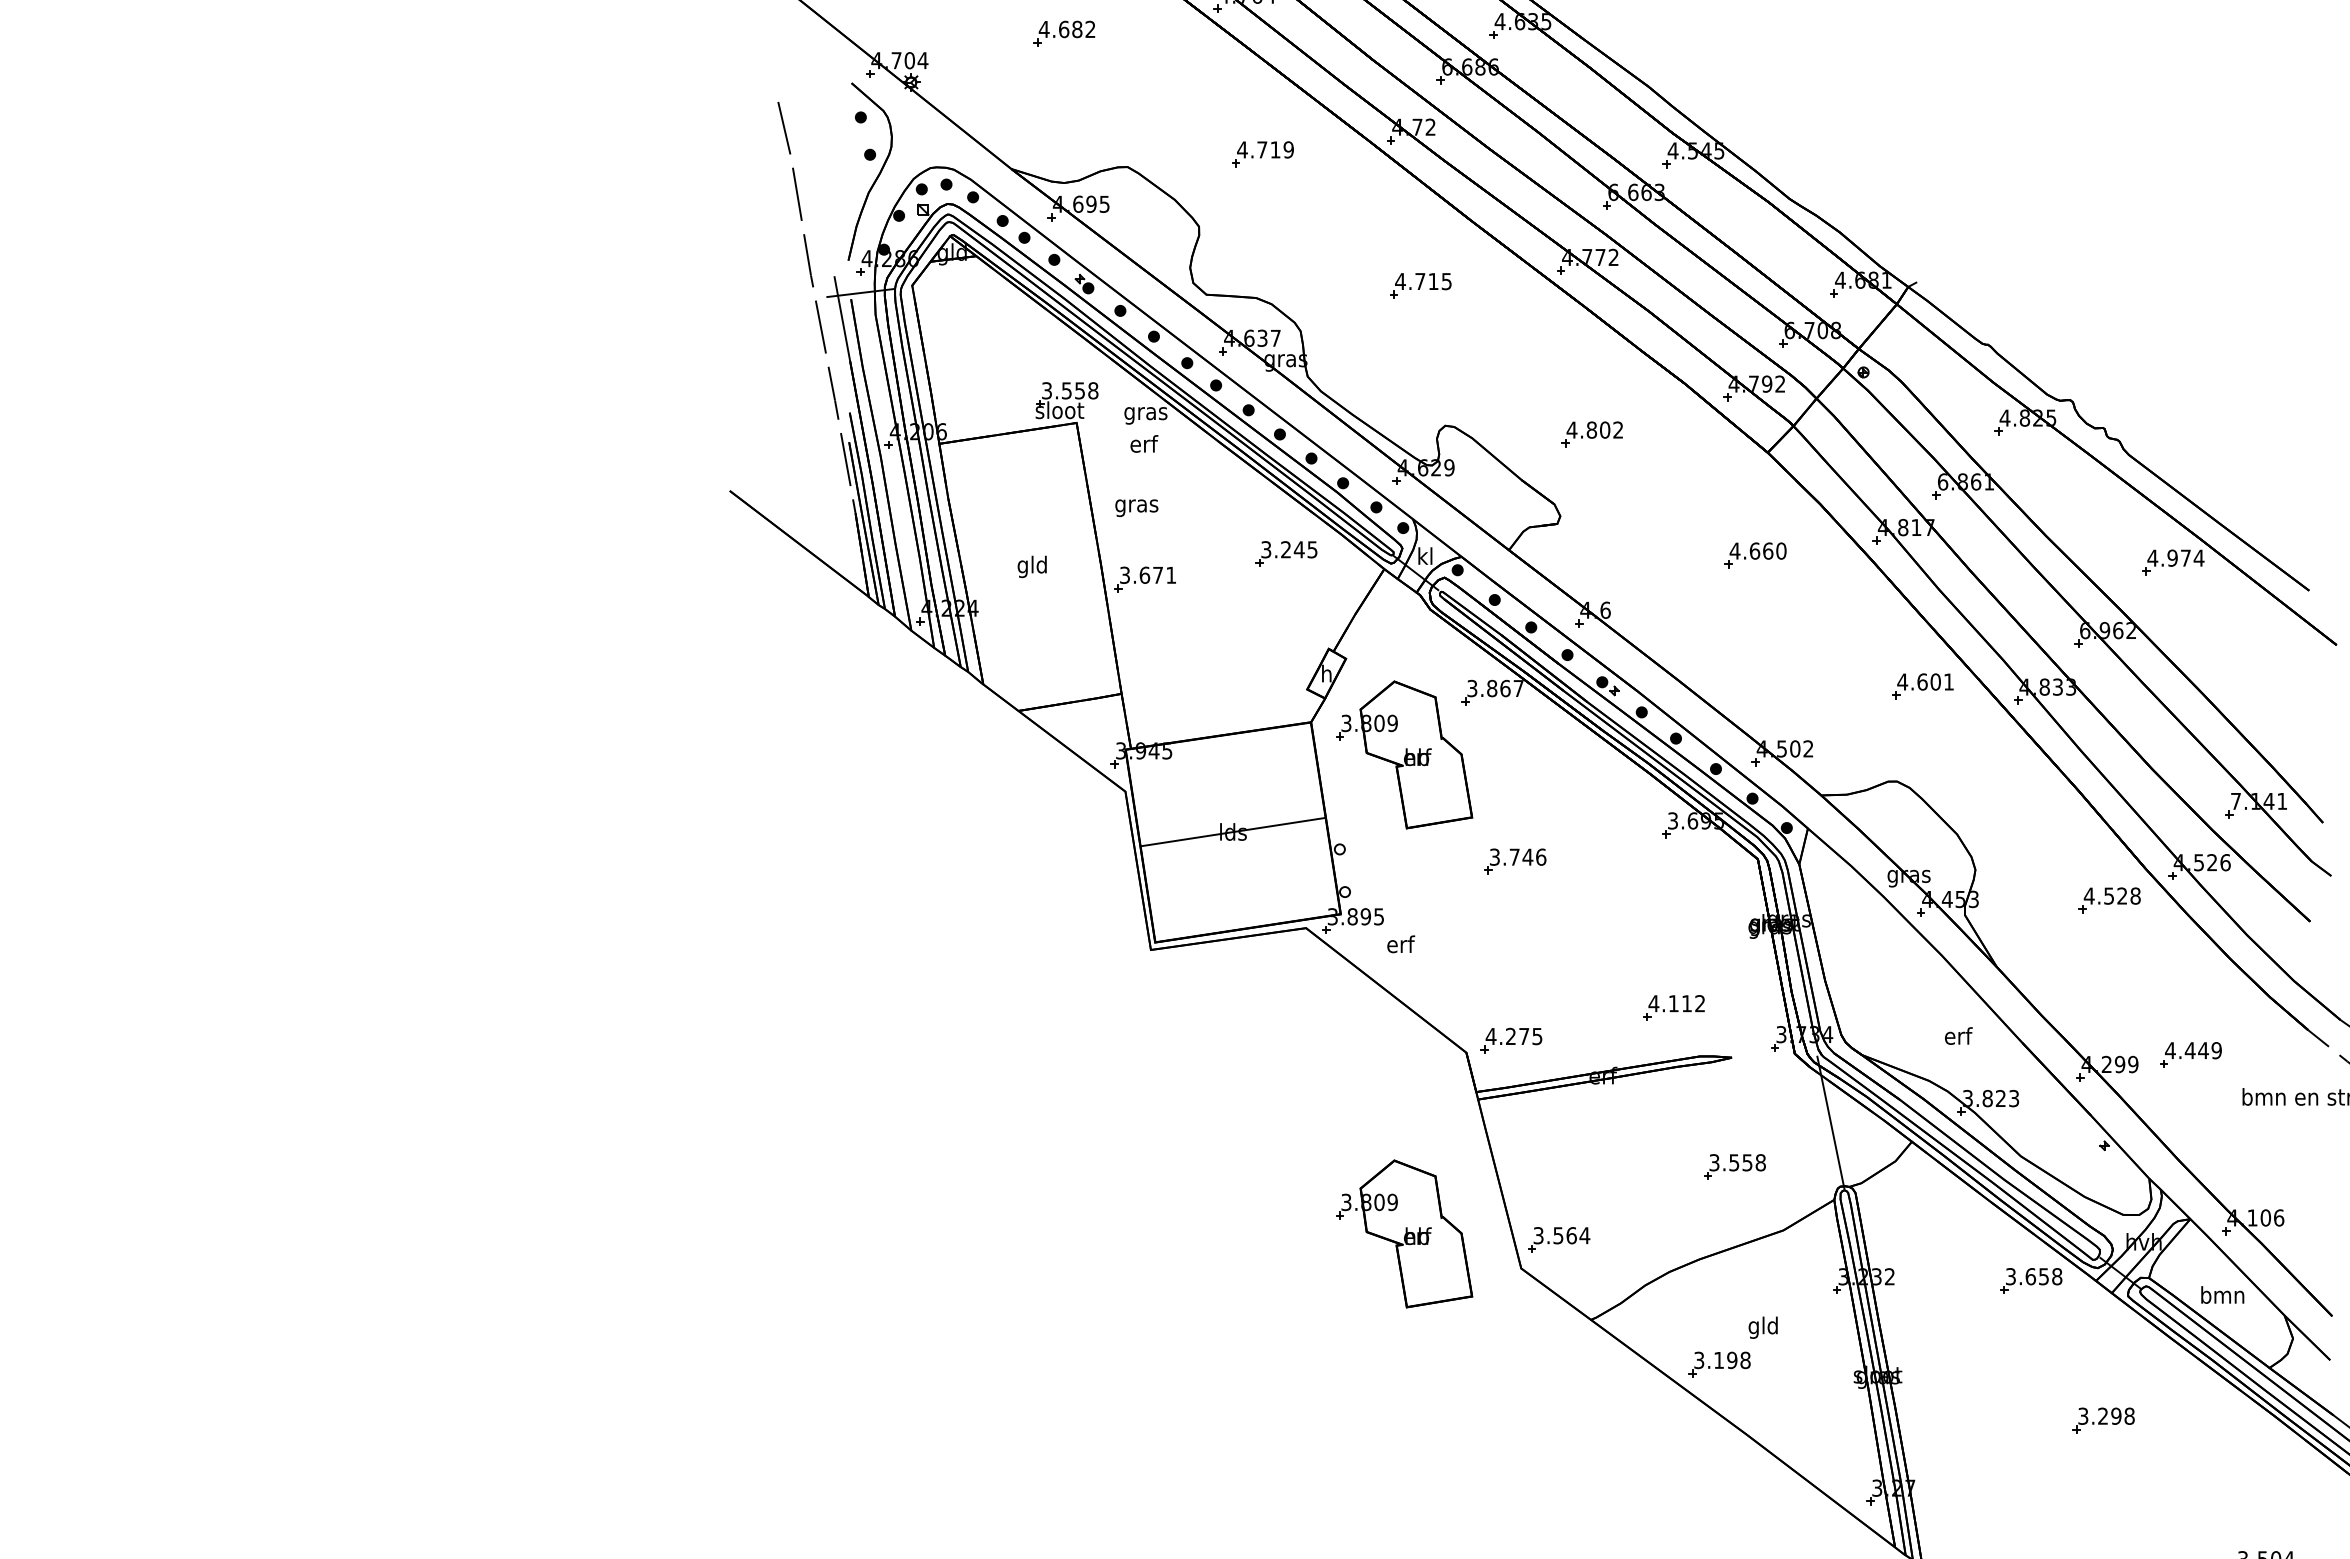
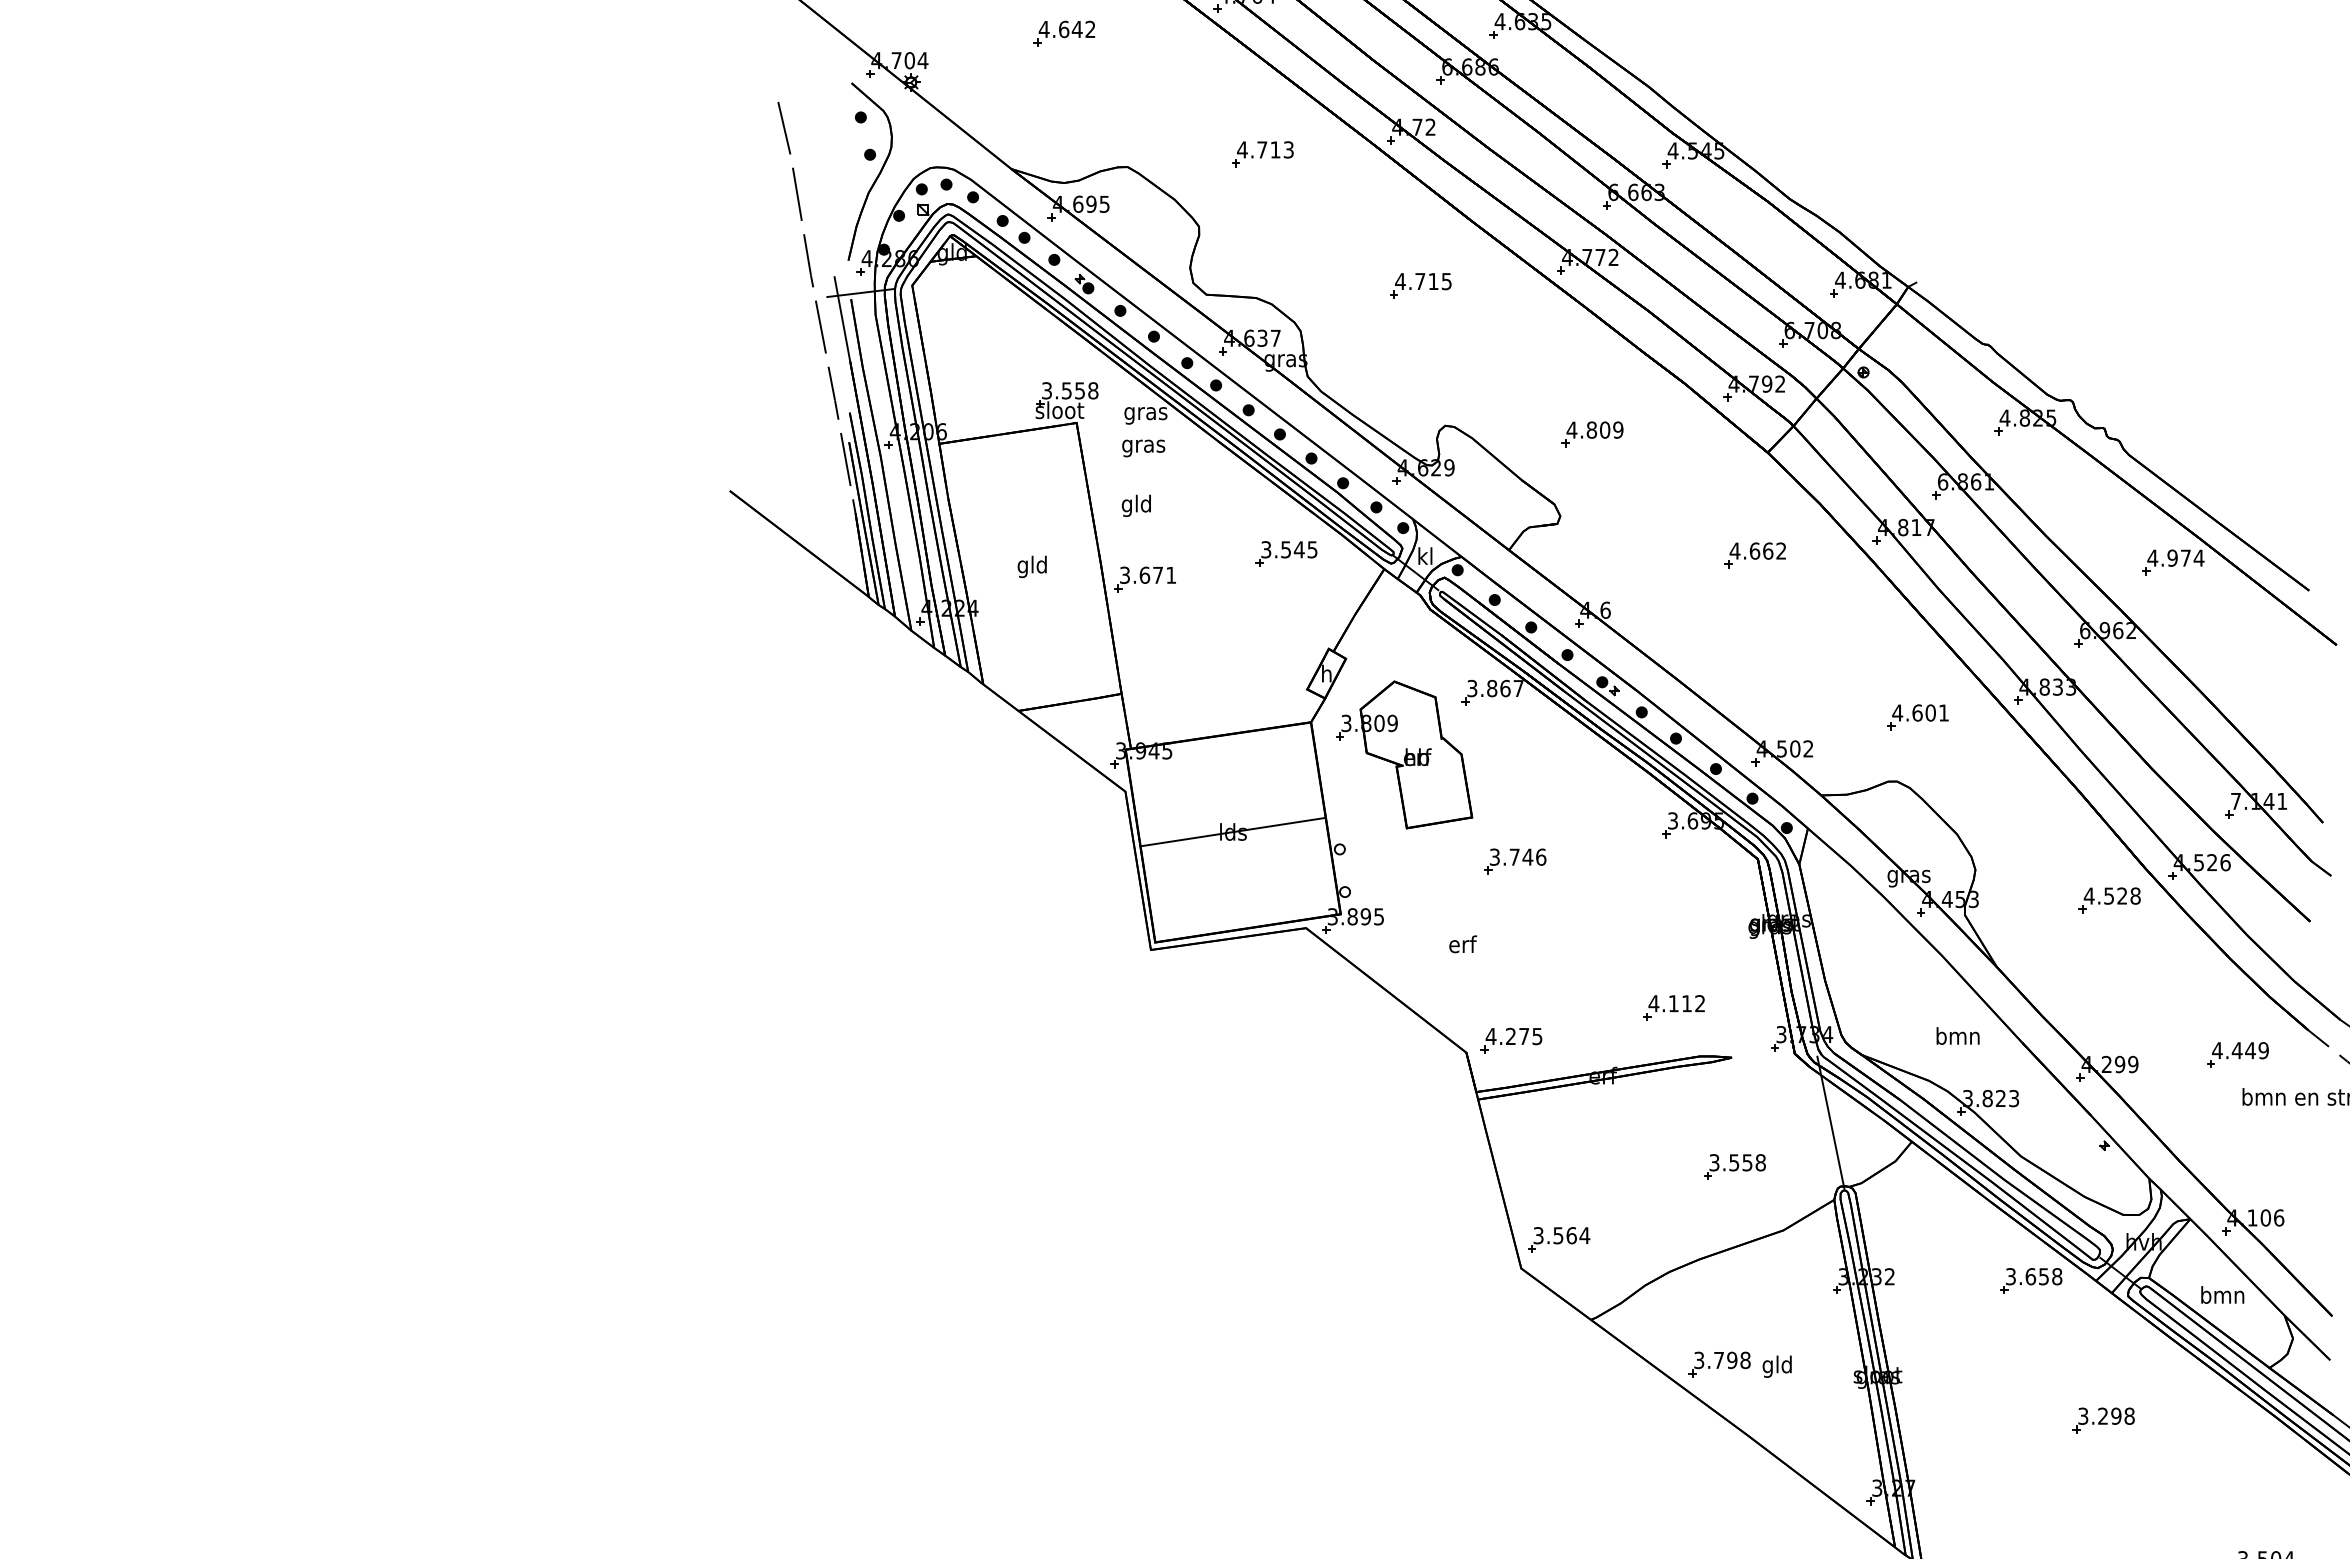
text: 4.682 -> 4.642 (1076, 29)
text: 4.719 -> 4.713 (1288, 149)
text: 4.802 -> 4.809 (1618, 429)
text: erf -> gras (1143, 446)
text: gras -> gld (1136, 505)
text: 3.245 -> 3.545 (1285, 549)
text: 4.660 -> 4.662 (1781, 550)
part position: (1922, 686) -> (1917, 717) (1917, 717)
text position: (1401, 944) -> (1463, 944) (1463, 944)
text: erf -> bmn (1957, 1035)
part position: (2190, 1054) -> (2237, 1054) (2237, 1054)
part: present -> none (1404, 1233)
text position: (1762, 1327) -> (1776, 1366) (1776, 1366)
text: 3.198 -> 3.798 (1718, 1360)
